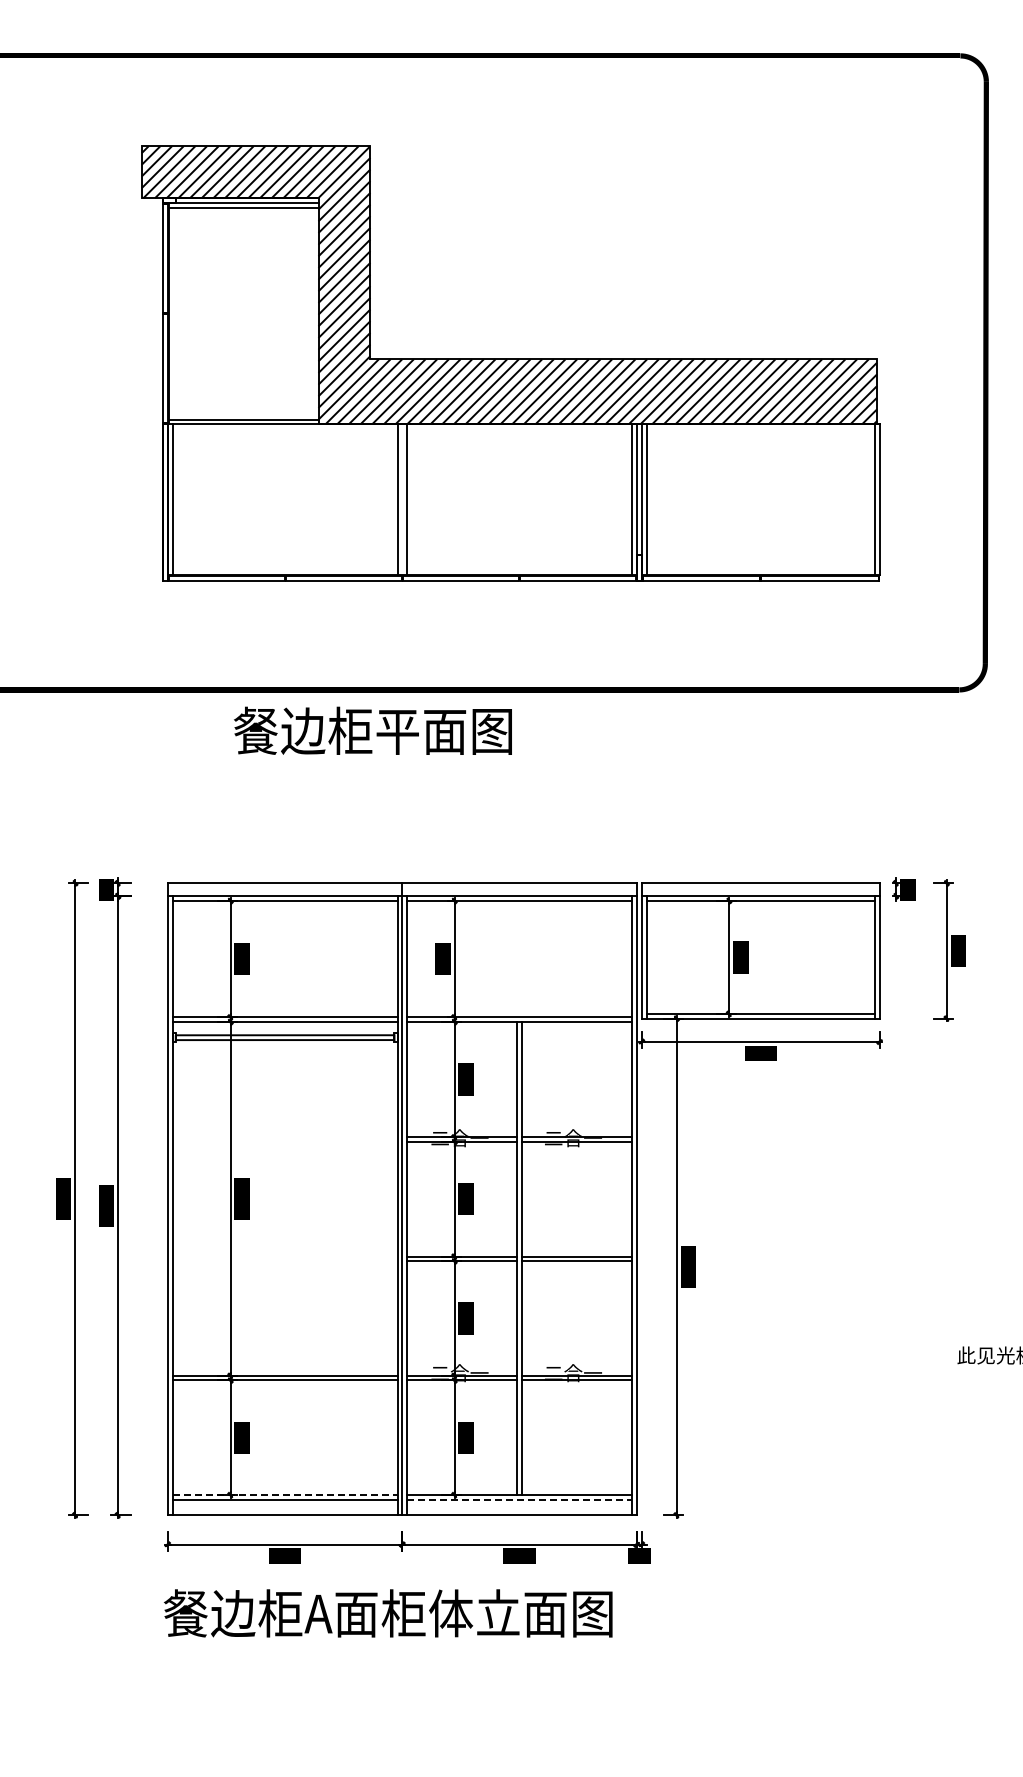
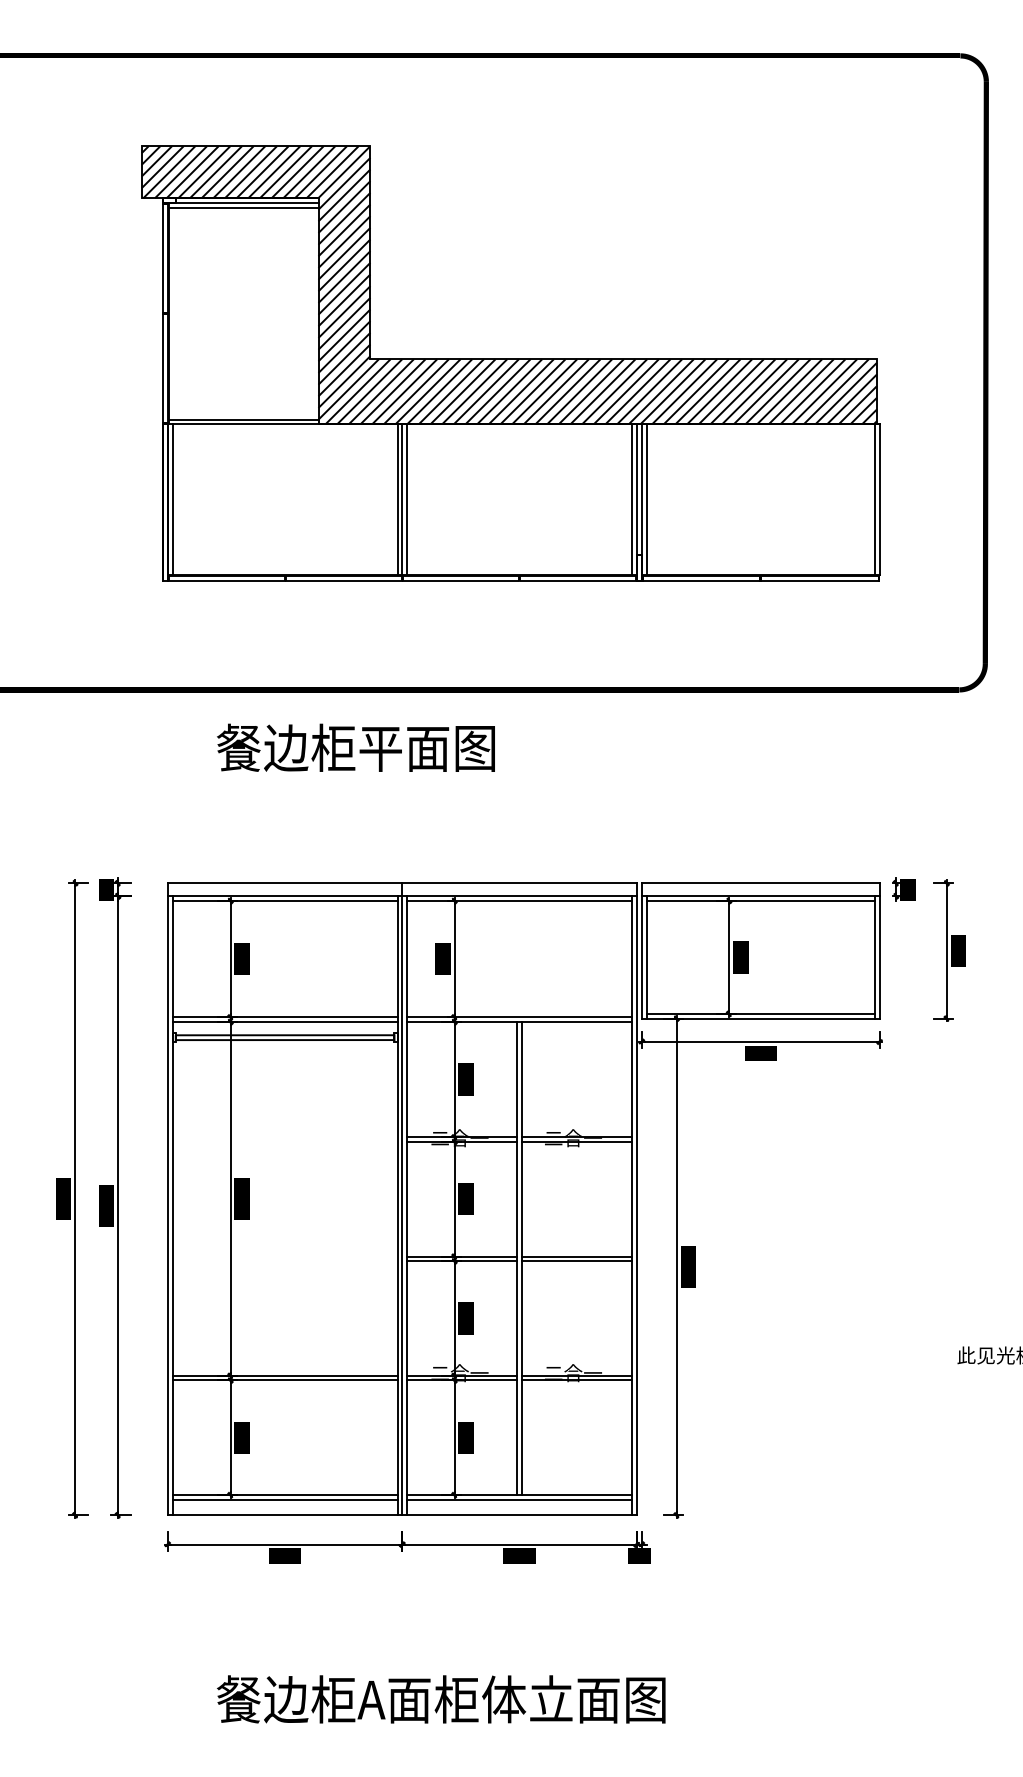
line: none -> present (402, 499)
text position: (372, 730) -> (355, 747) (355, 747)
line: dashed -> solid (285, 1495)
line: dashed -> solid (520, 1499)
text position: (388, 1613) -> (441, 1699) (441, 1699)
